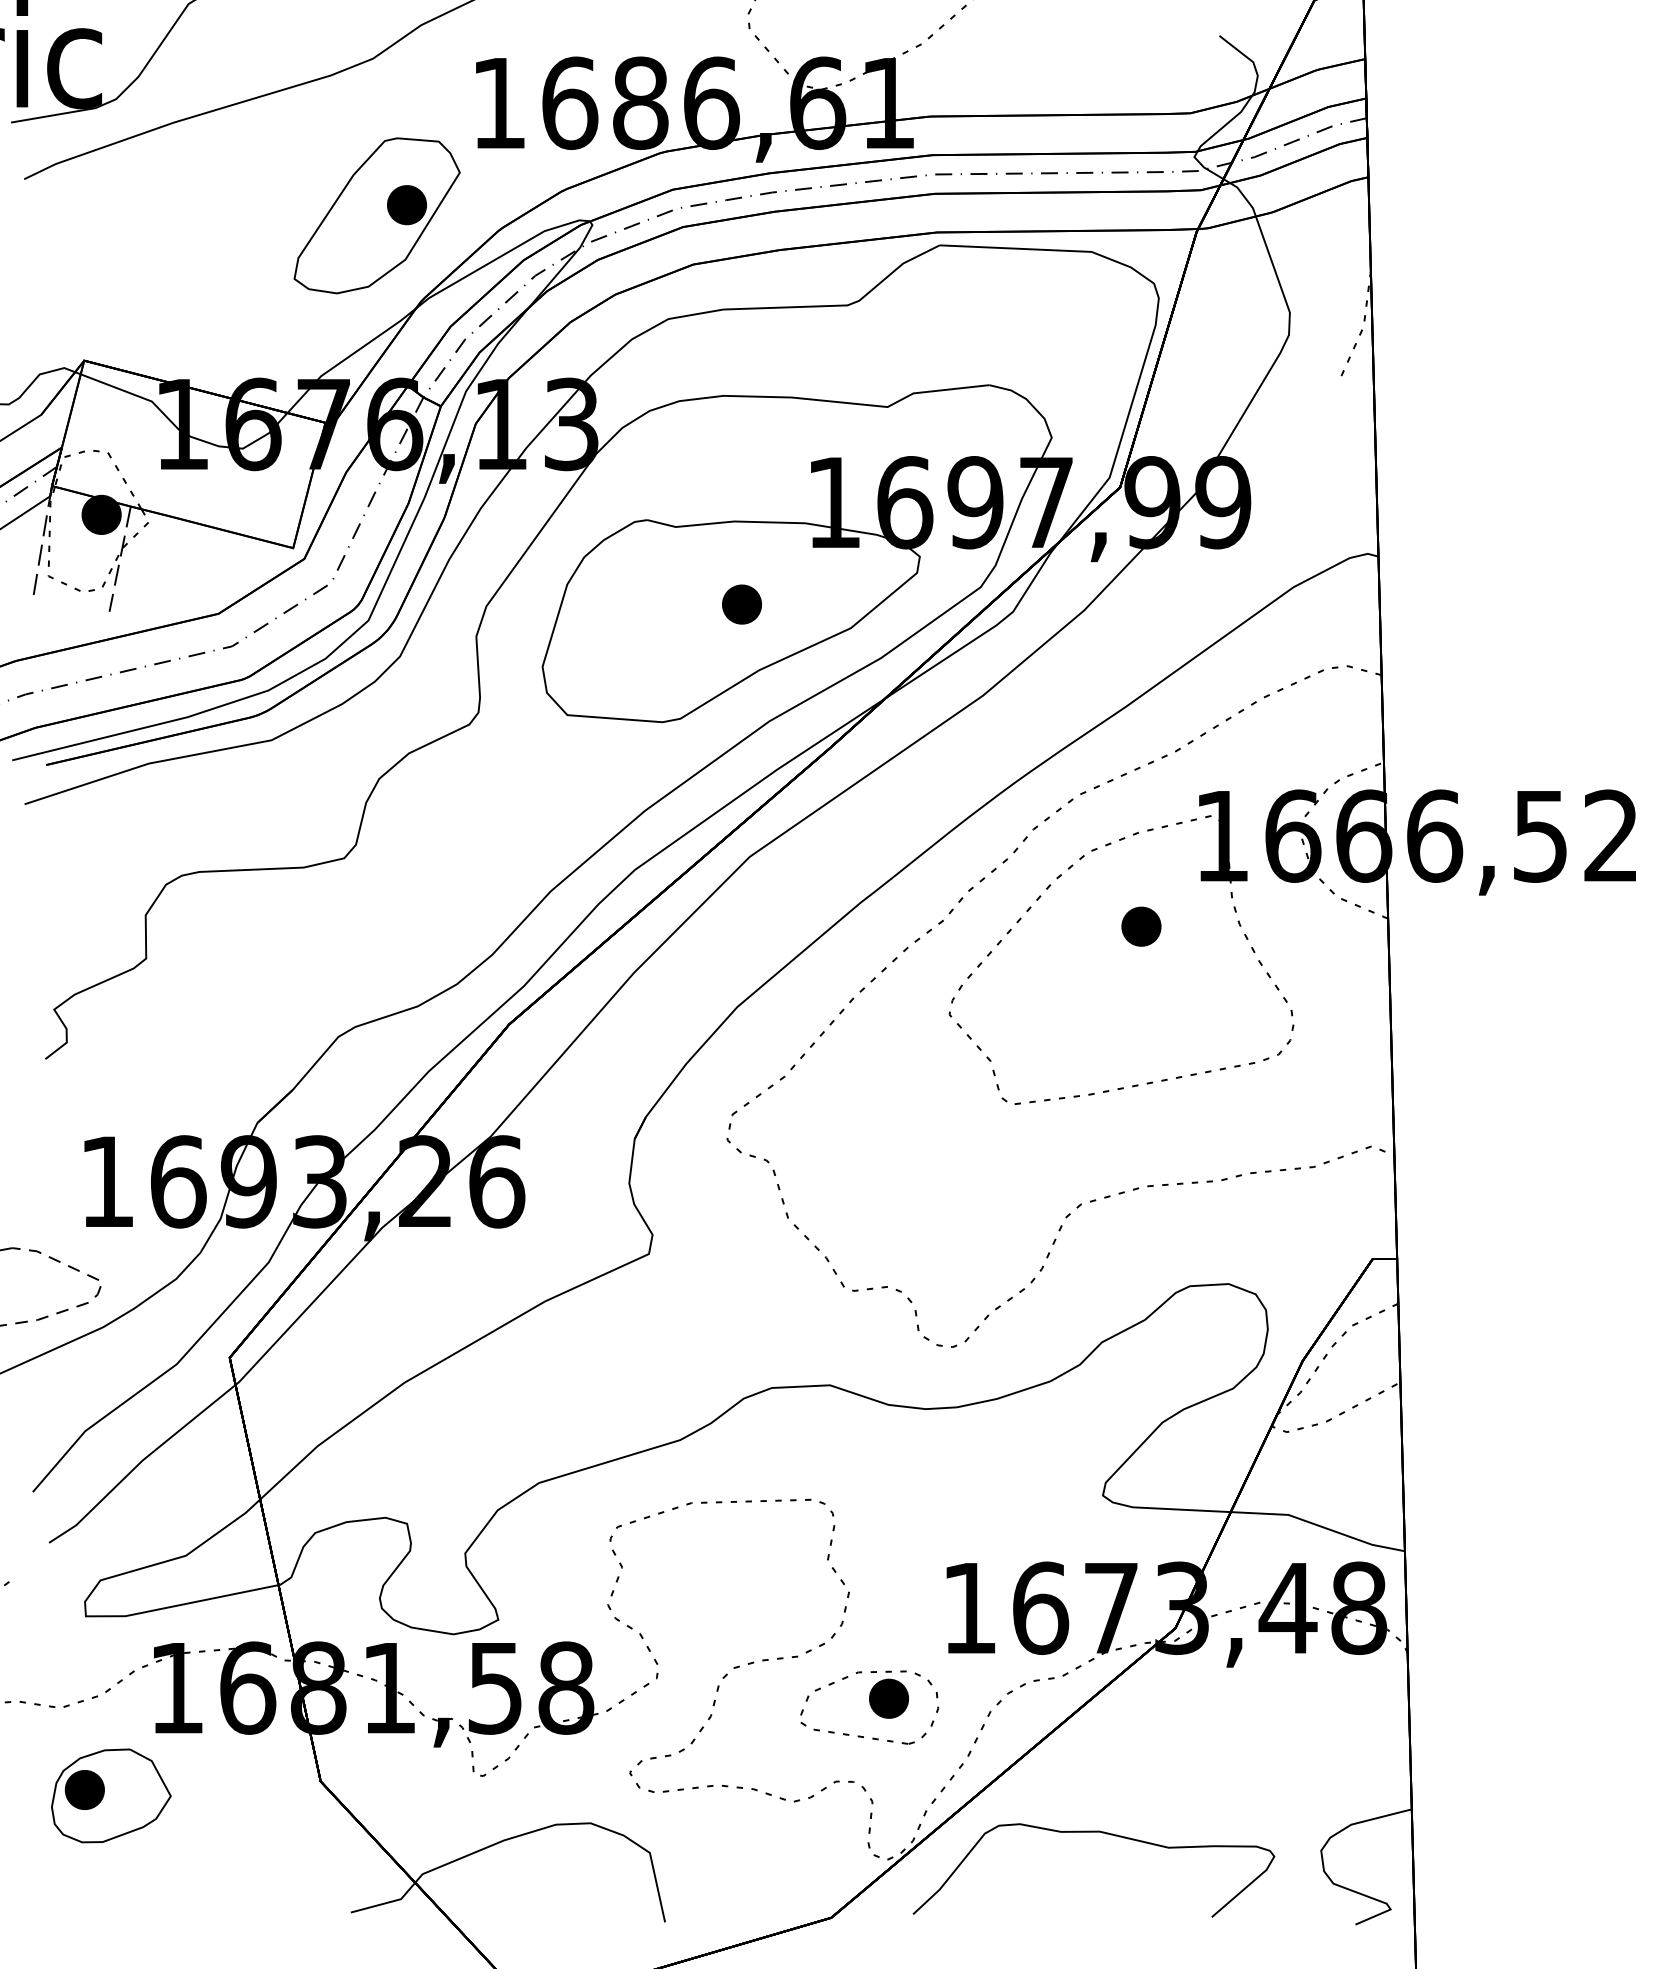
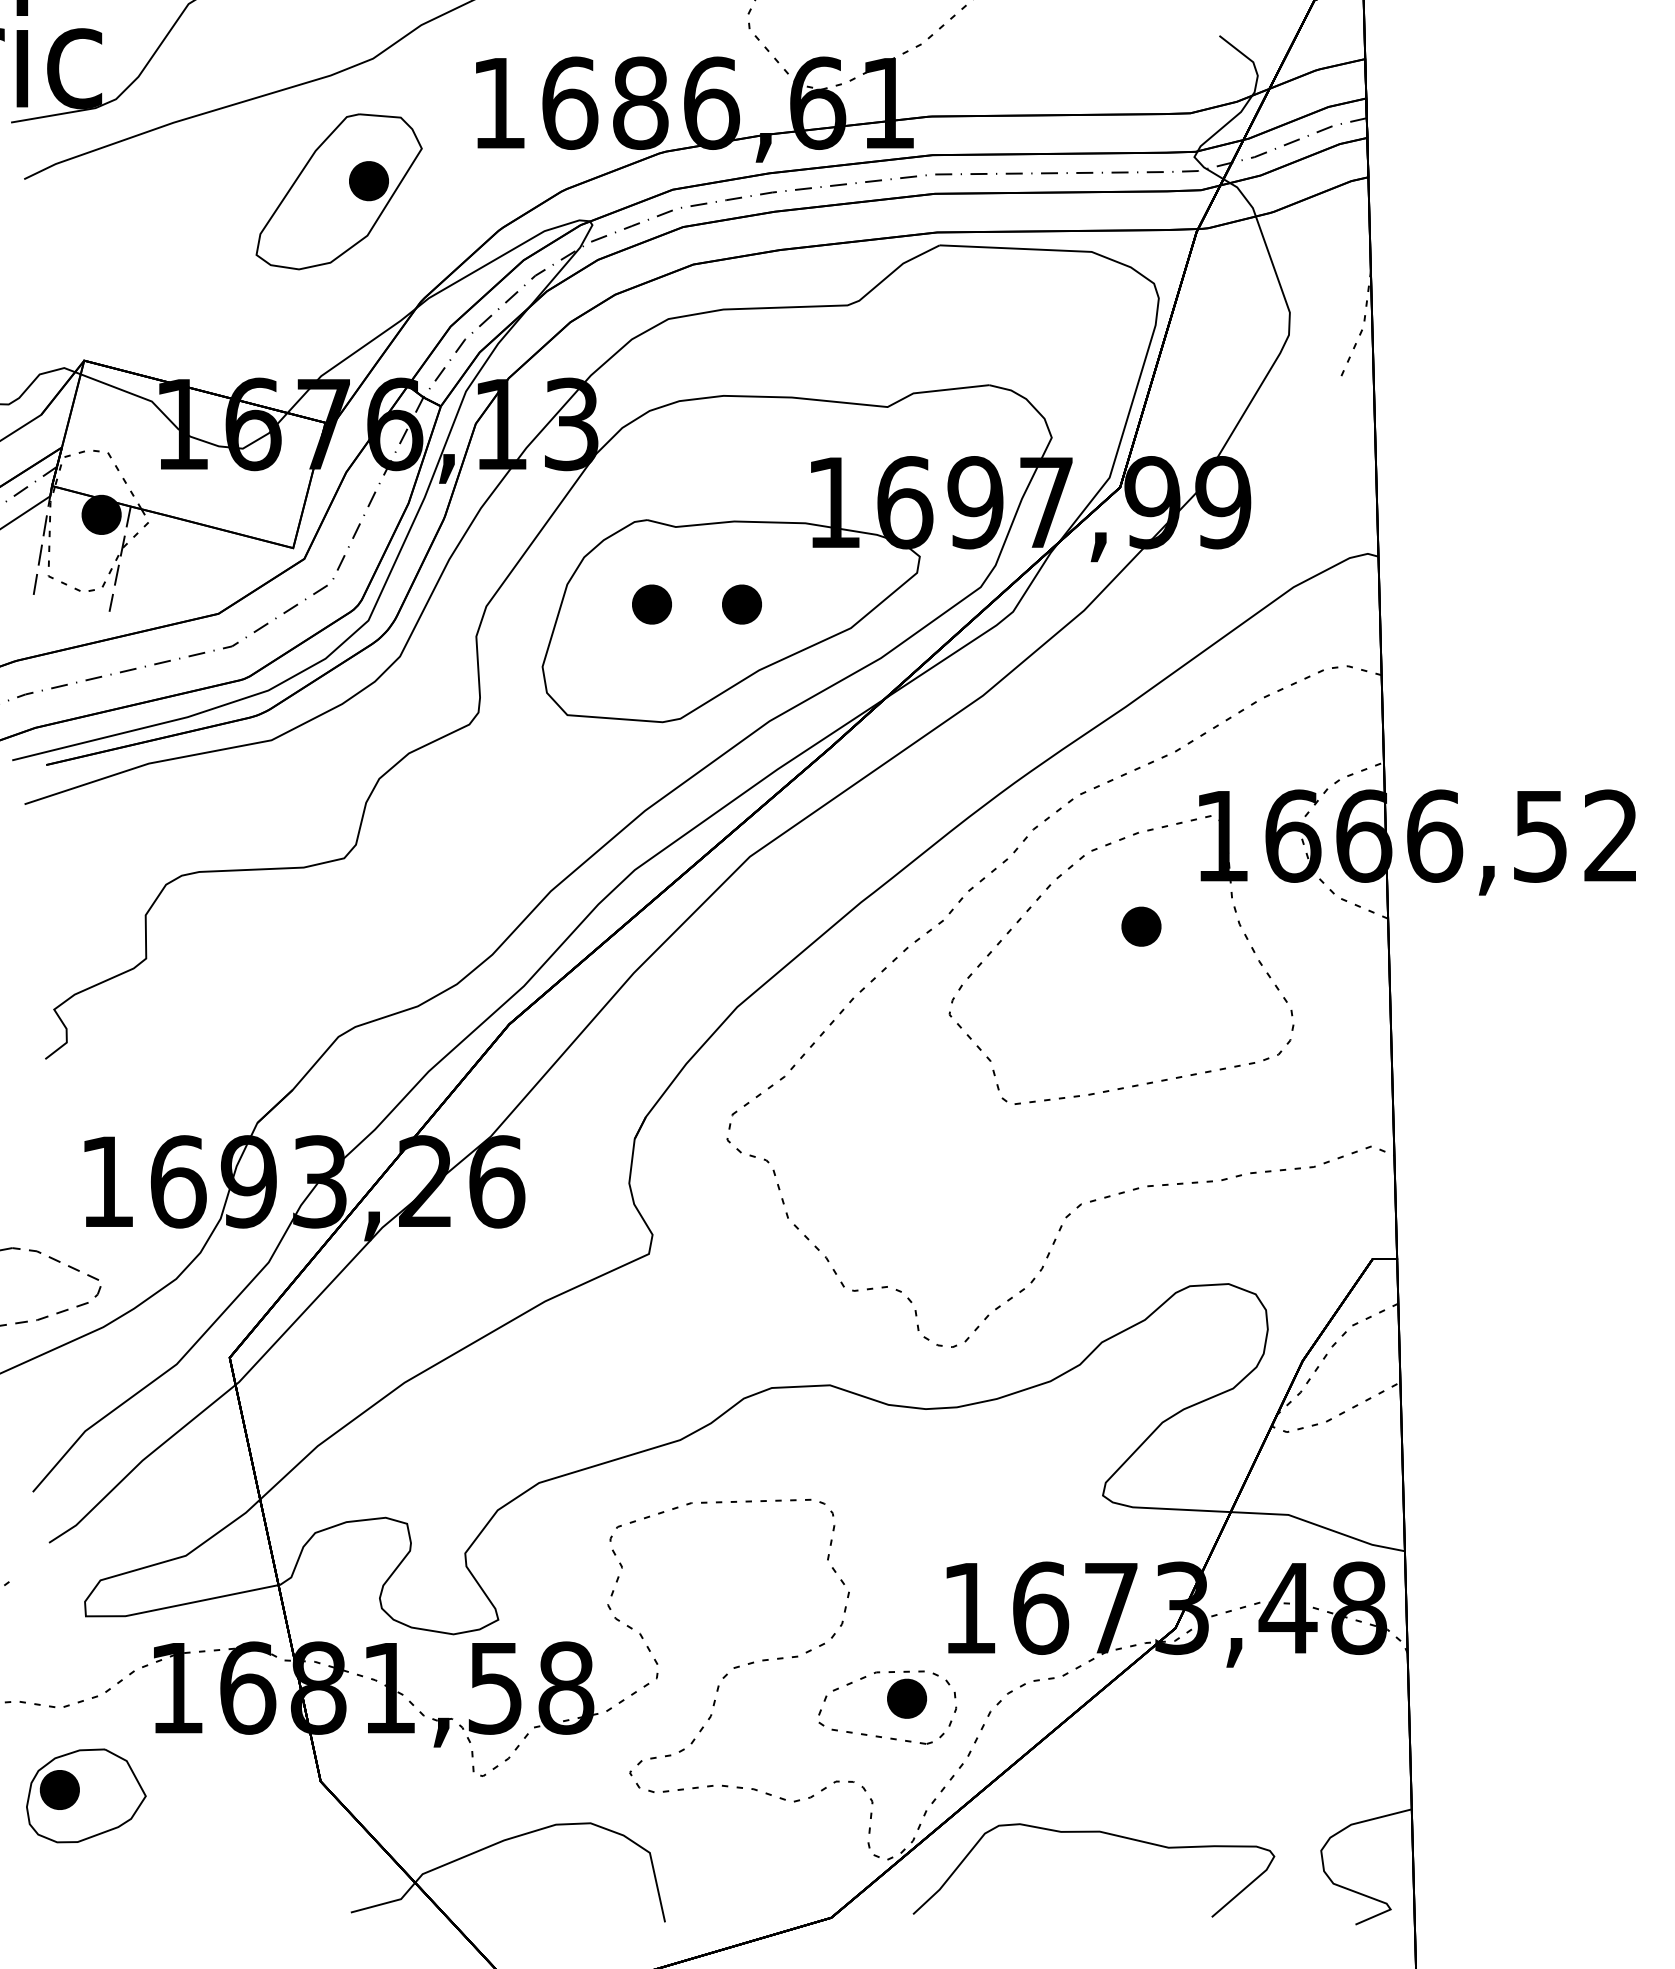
part position: (376, 215) -> (338, 191) (338, 191)
part: none -> present (651, 604)
part position: (869, 1707) -> (887, 1707) (887, 1707)
part position: (111, 1795) -> (86, 1795) (86, 1795)
